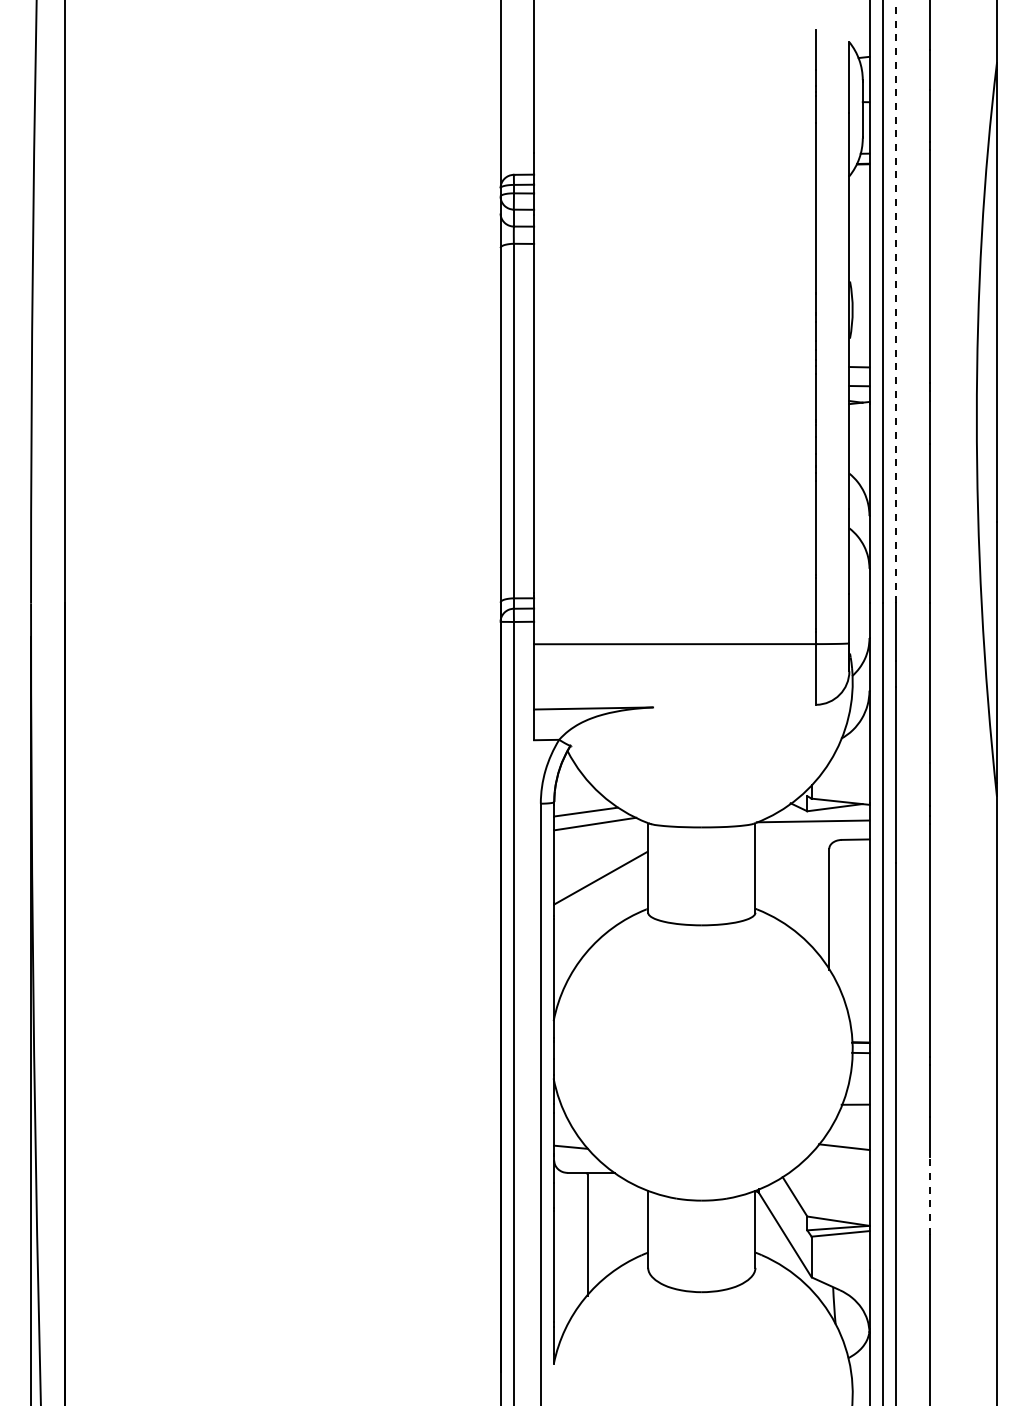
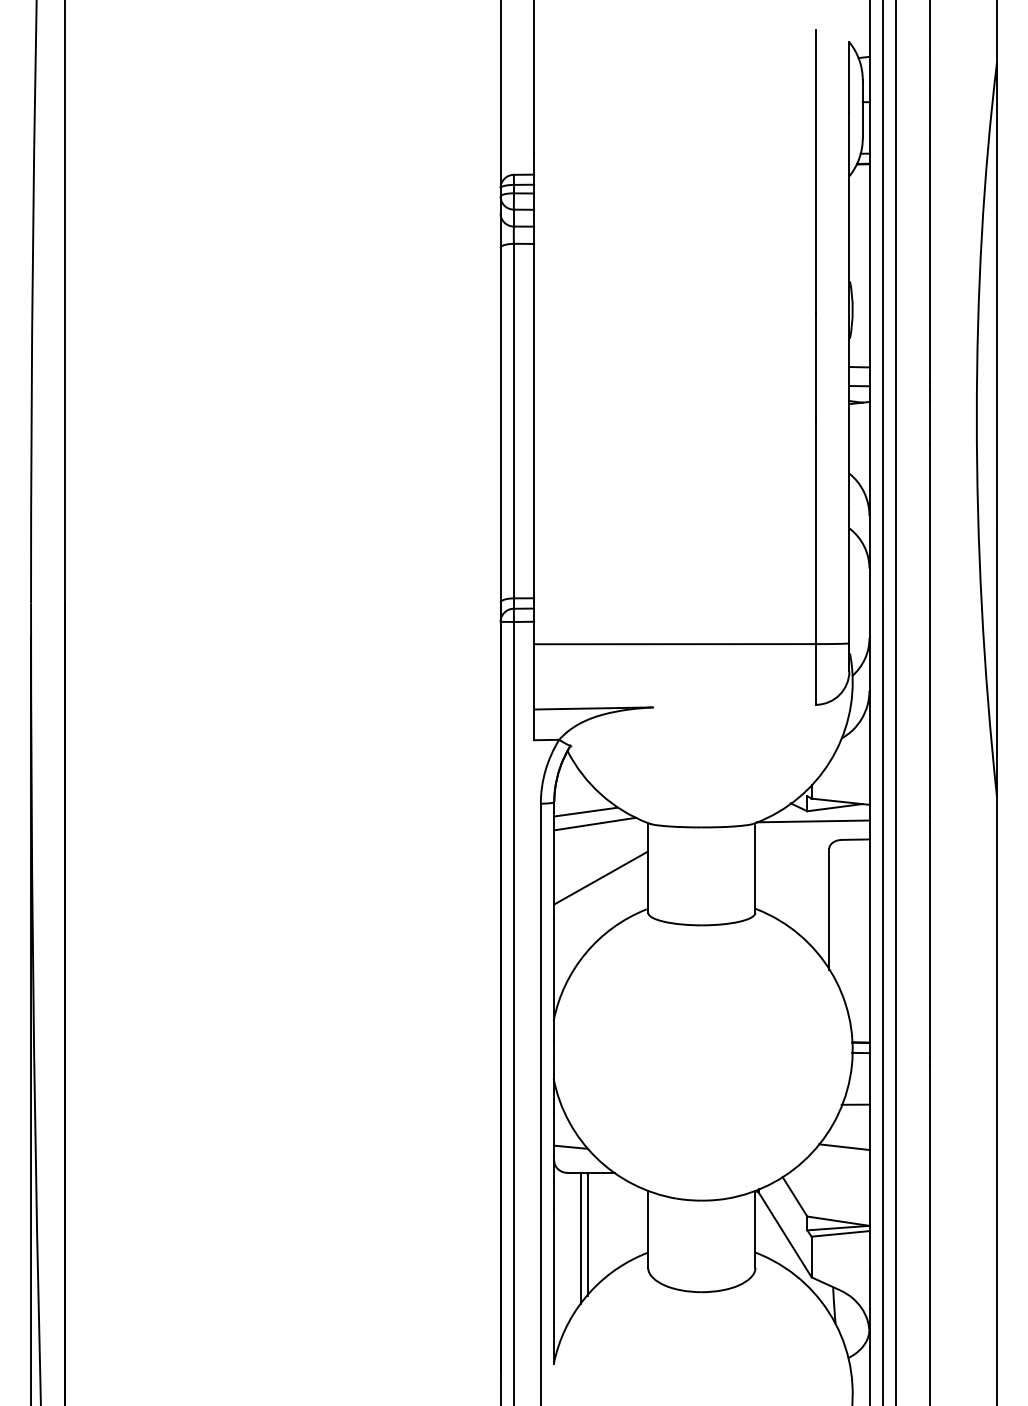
line: dashed -> solid (896, 301)
line: dashed -> solid (929, 1195)
line: none -> present (581, 1237)
